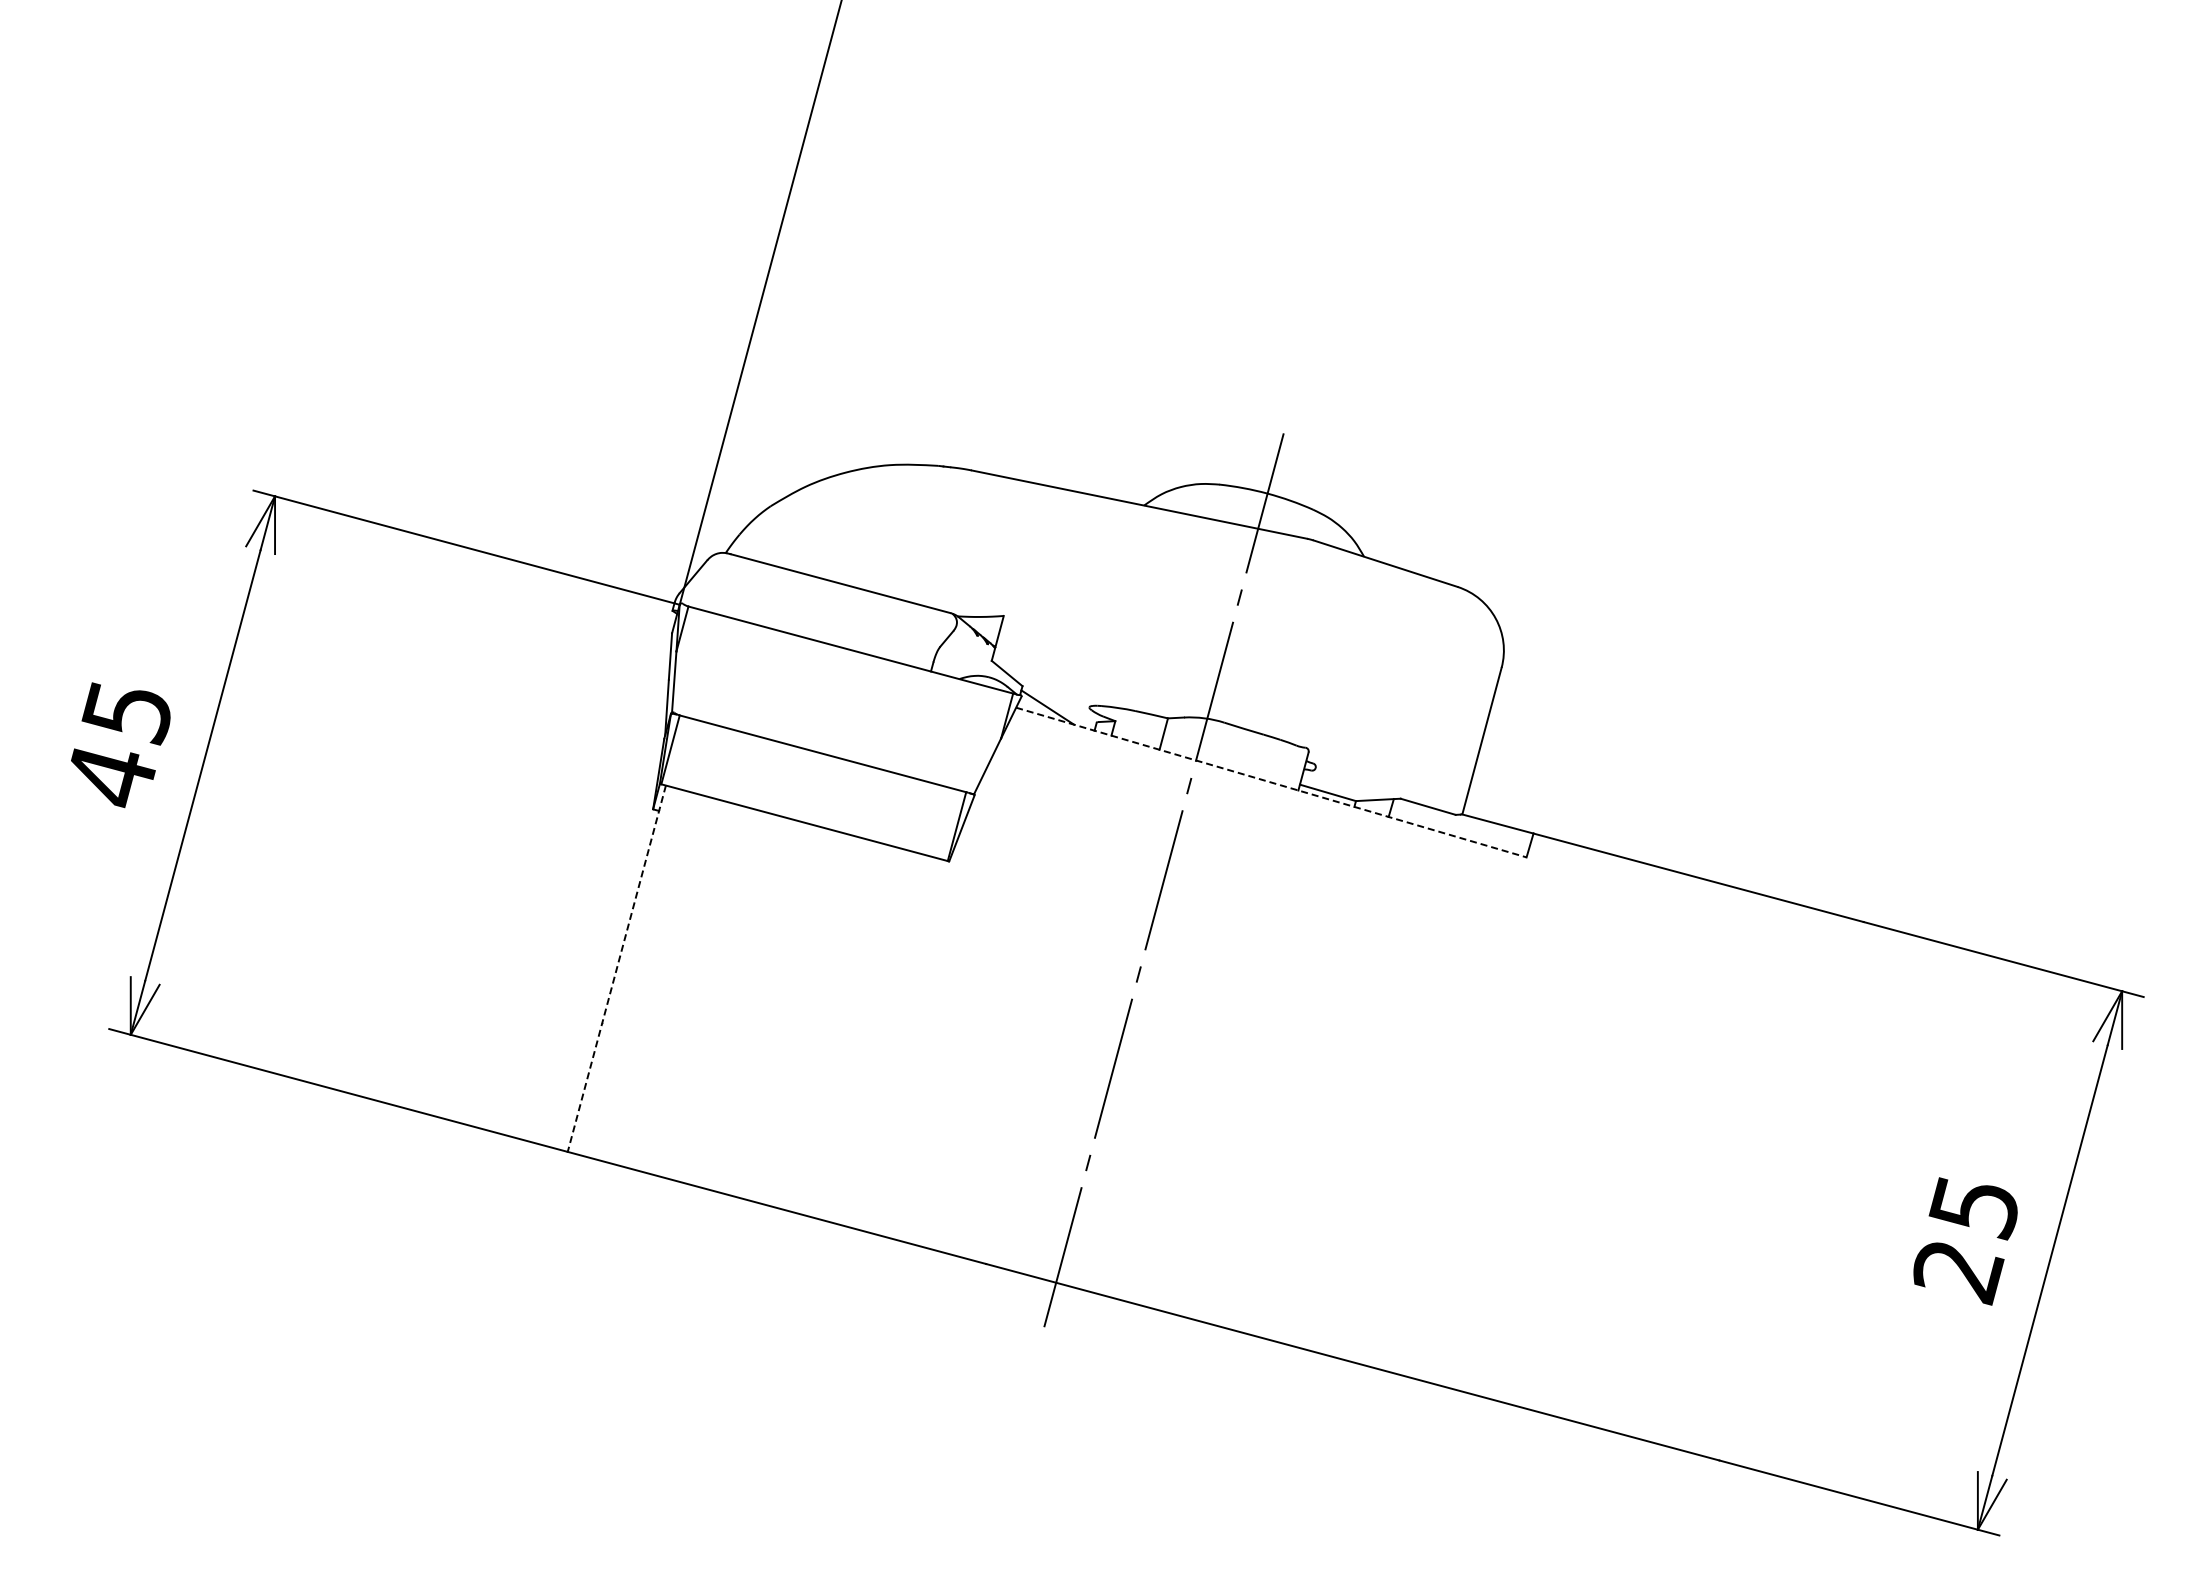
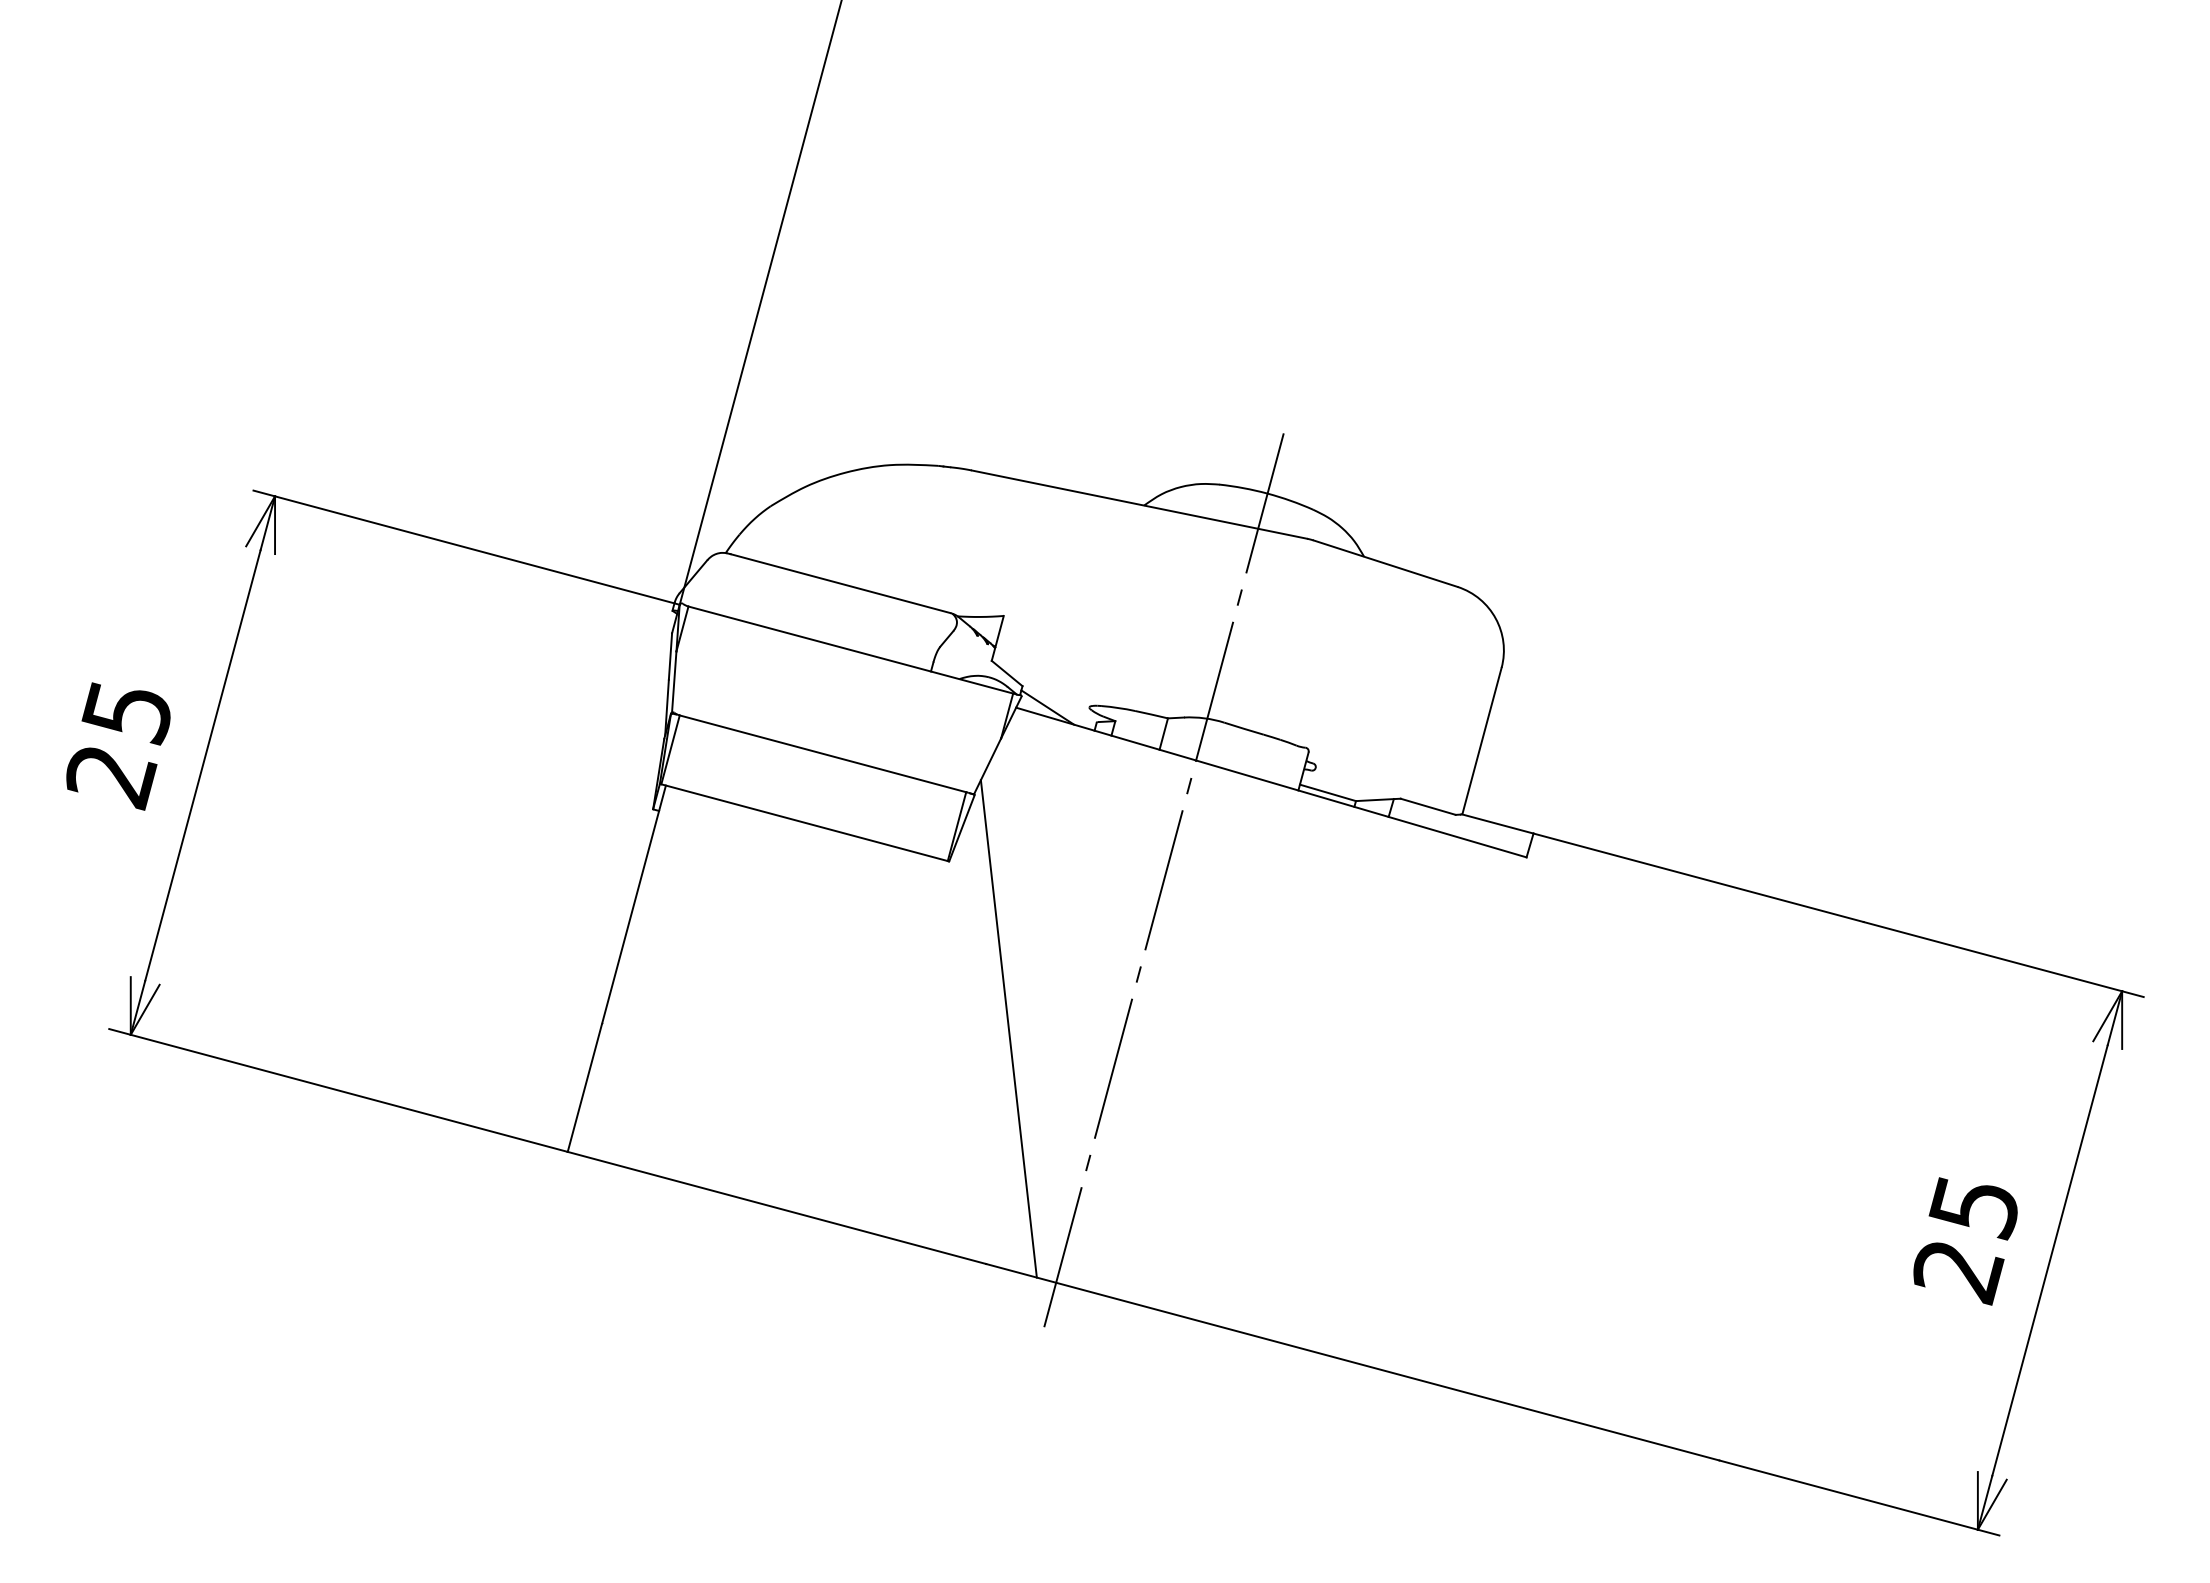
text: 45 -> 25 (111, 778)
line: dashed -> solid (1271, 782)
line: dashed -> solid (616, 968)
line: none -> present (1008, 1028)
